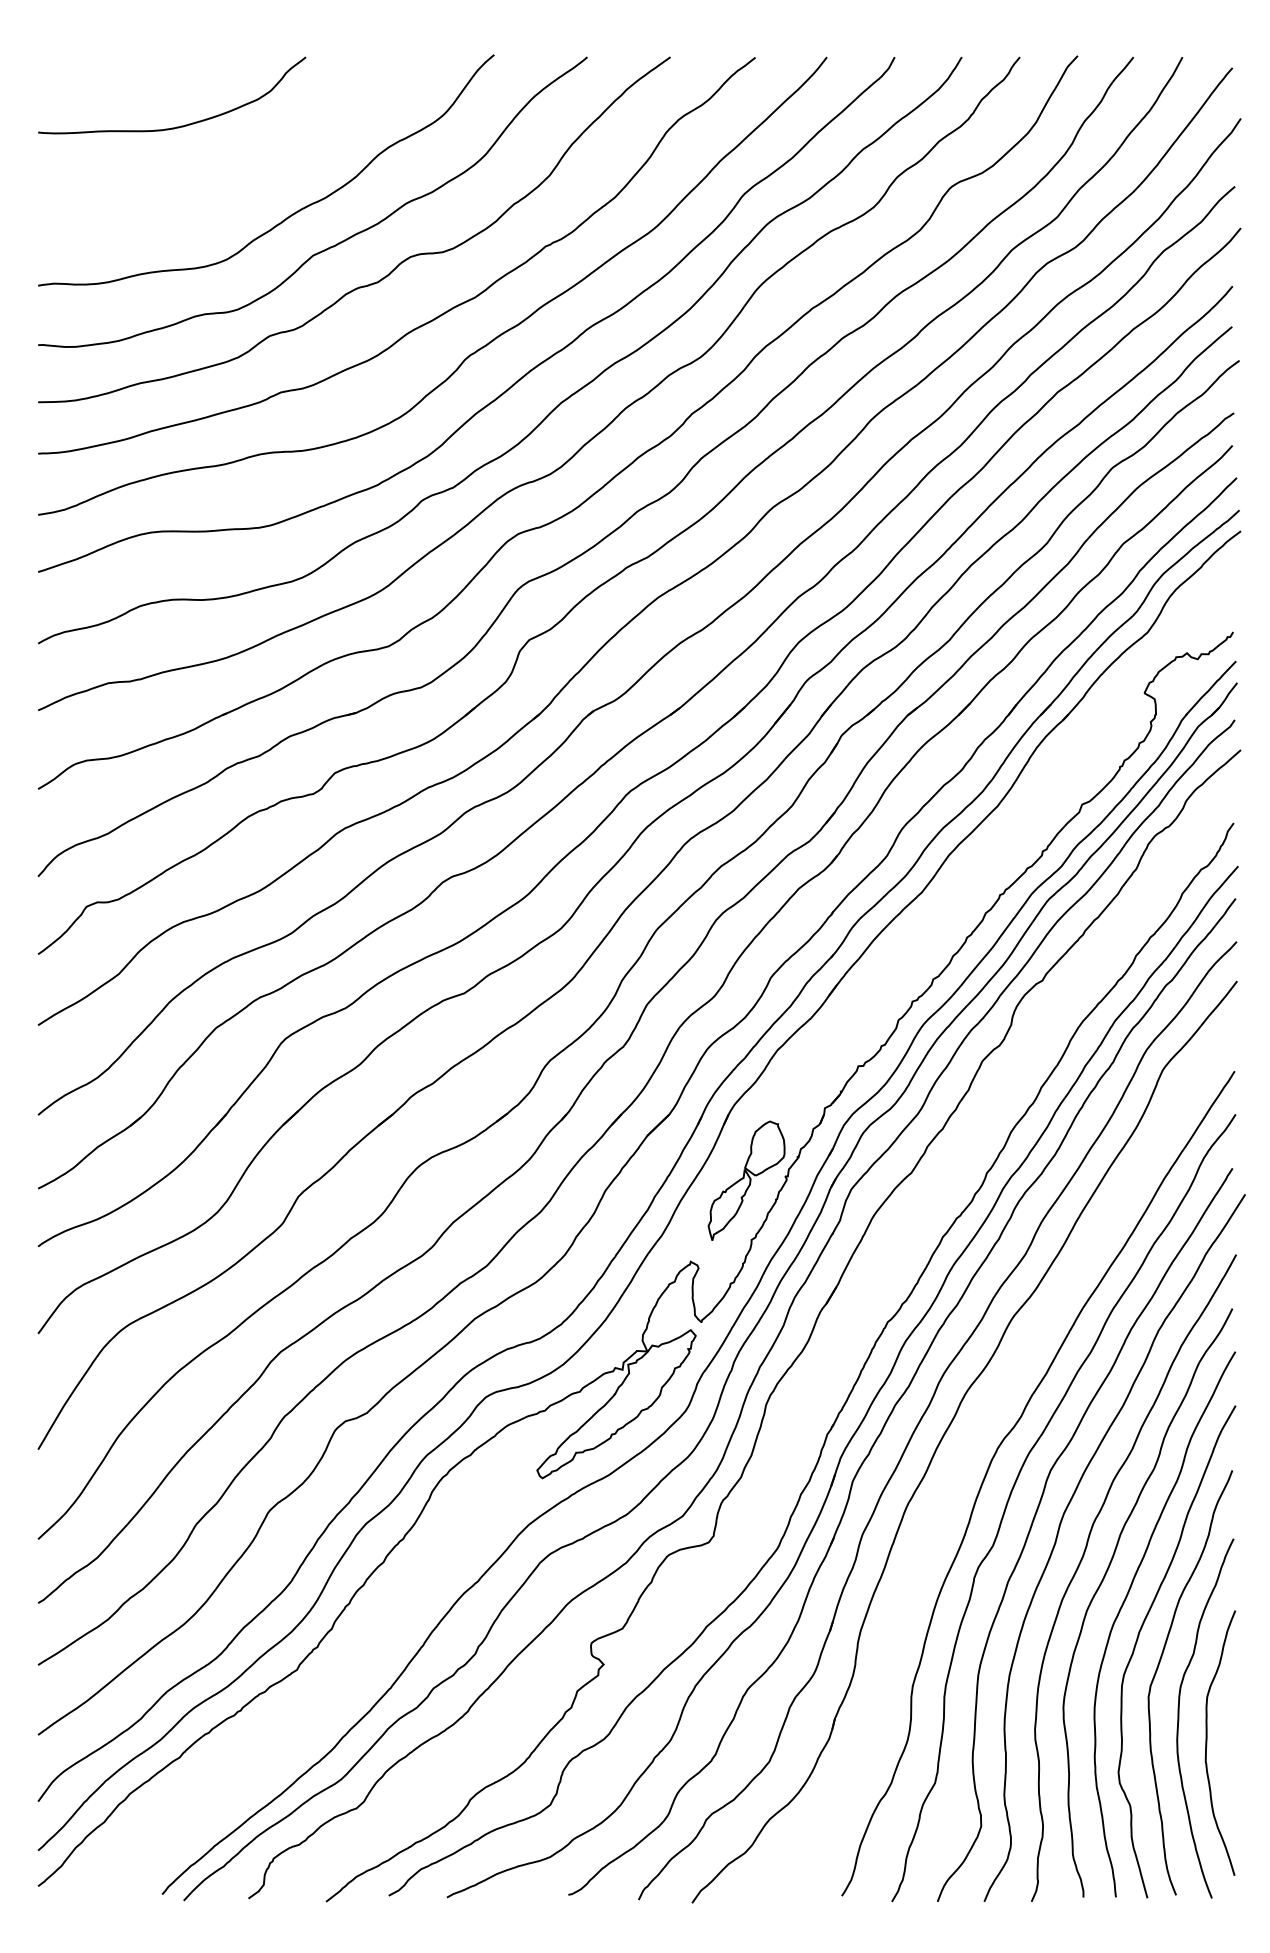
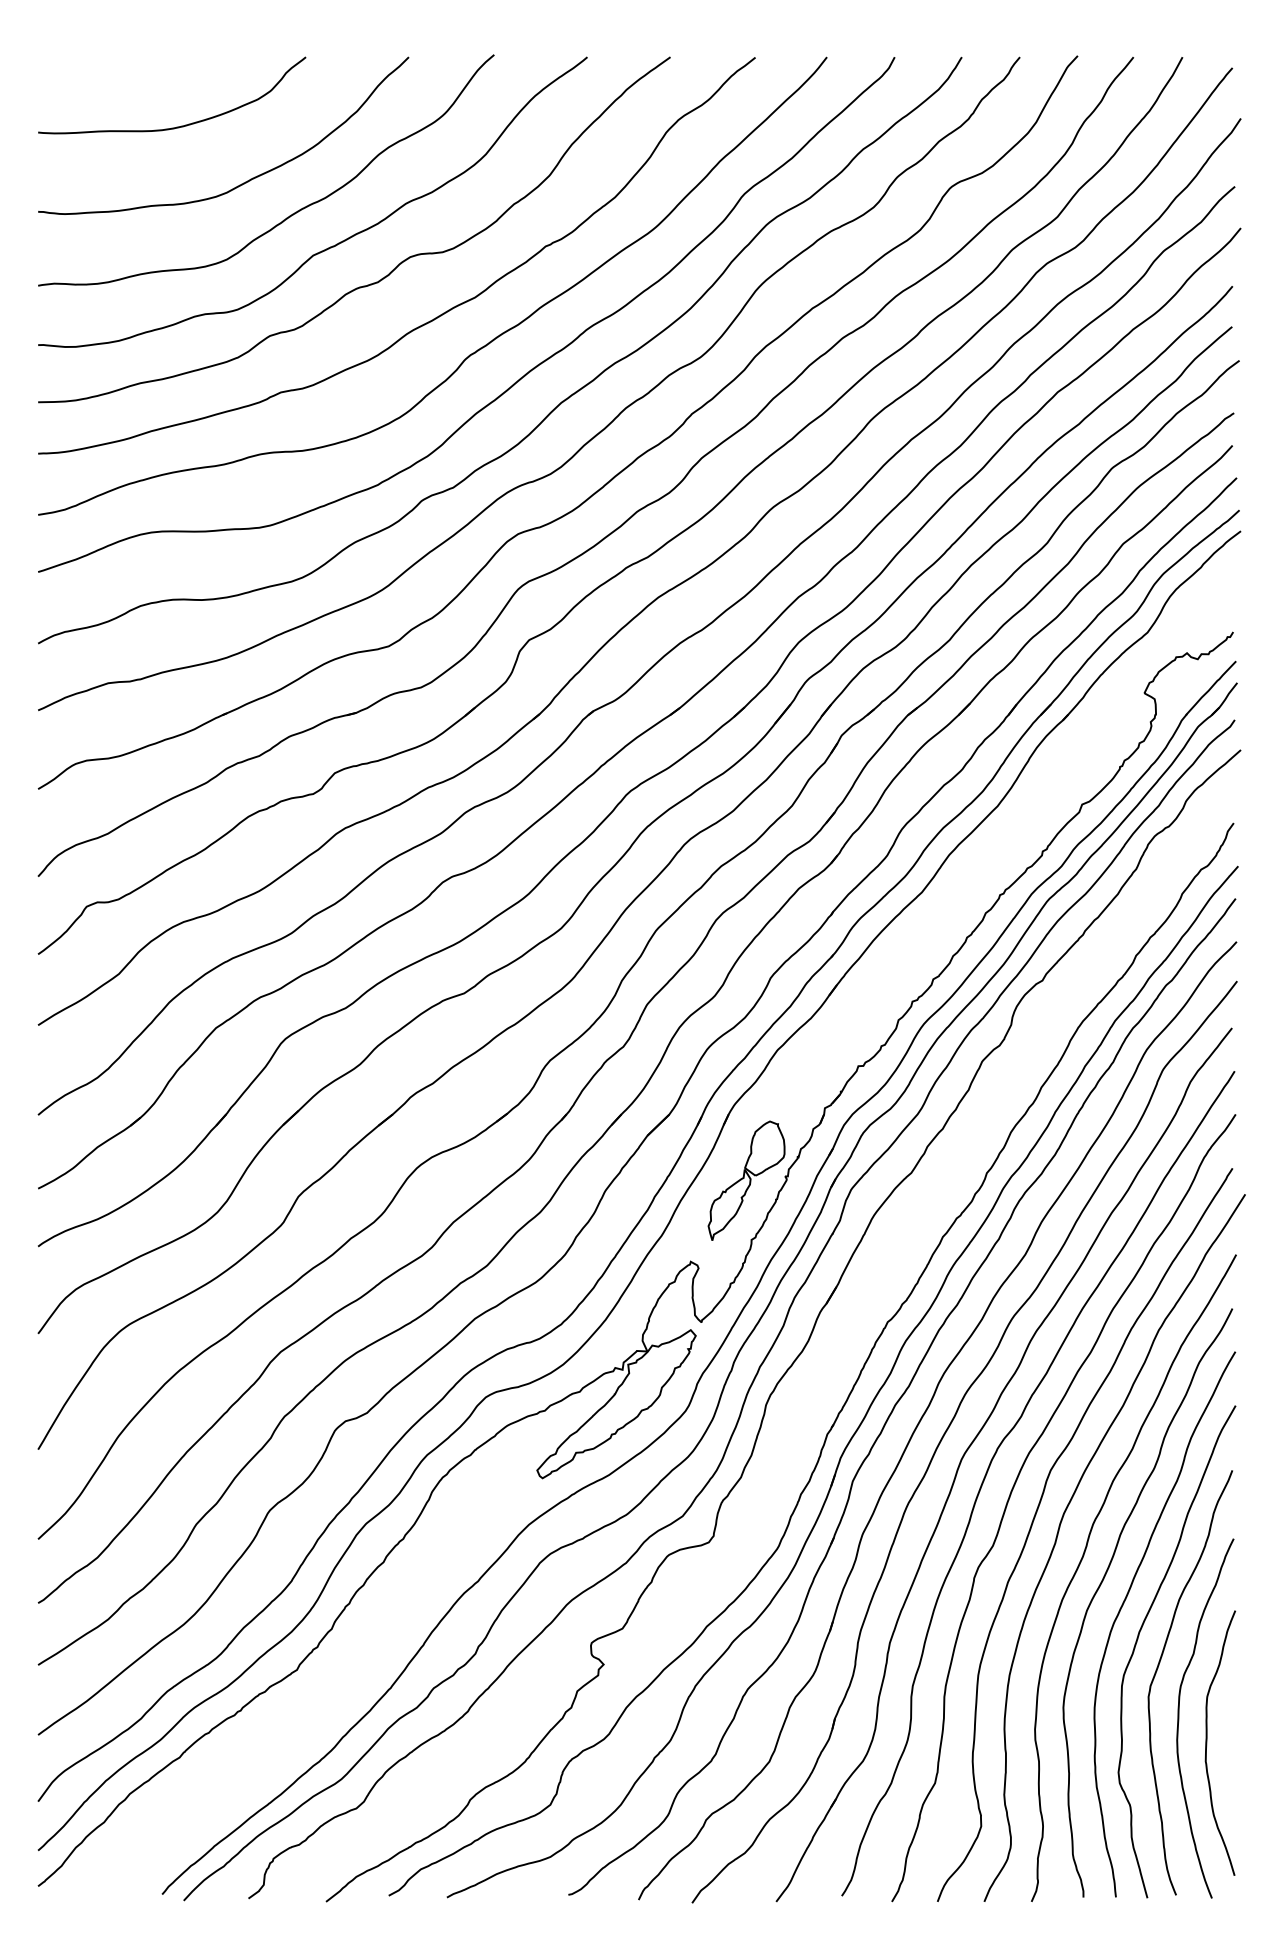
curve: none -> present (250, 178)
part: none -> present (972, 1444)
